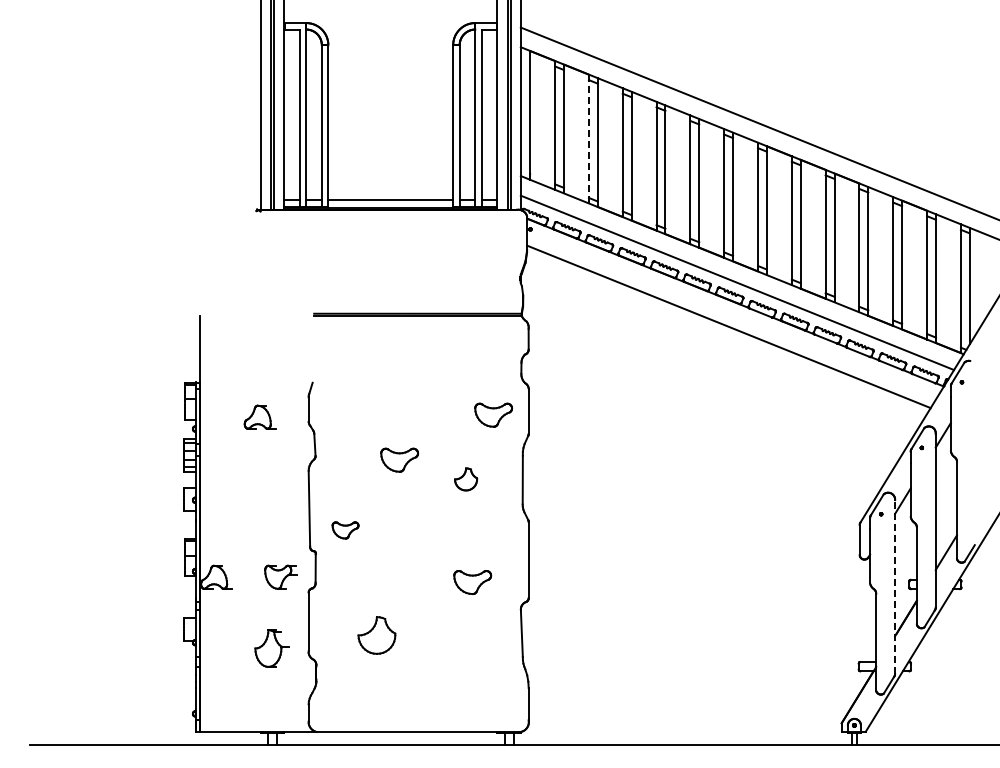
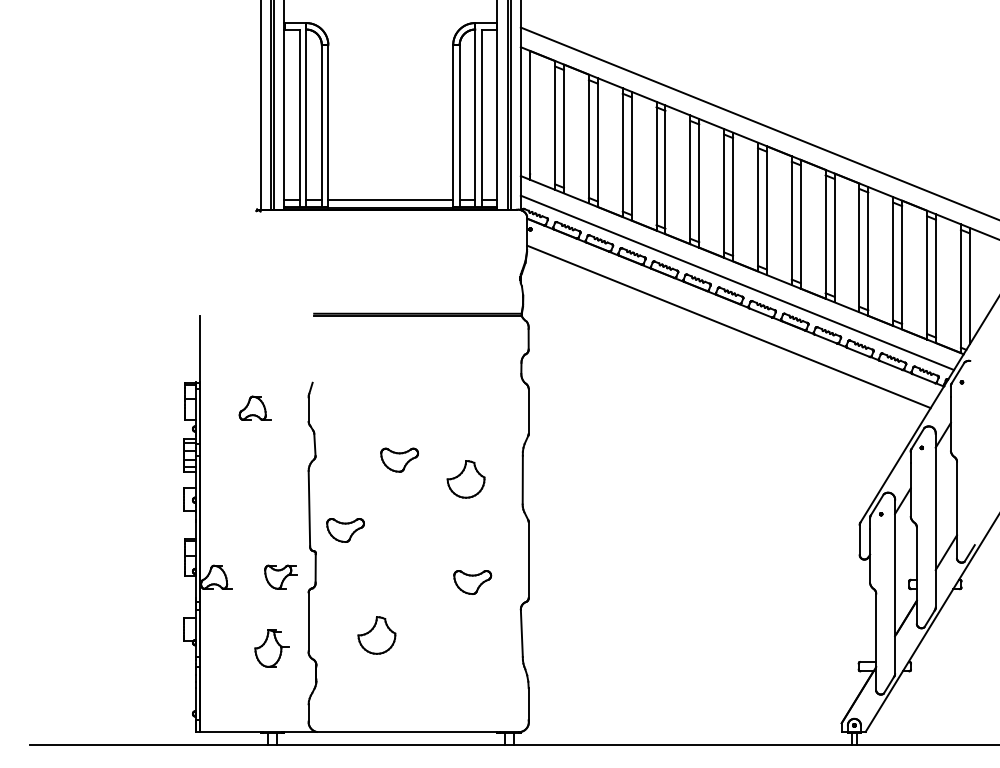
line: dashed -> solid (588, 139)
part: present -> none (493, 414)
part position: (259, 416) -> (254, 407) (254, 407)
part size: 25x25 px -> 40x39 px (465, 479)
part size: 29x19 px -> 39x25 px (345, 530)
line: dashed -> solid (895, 587)
